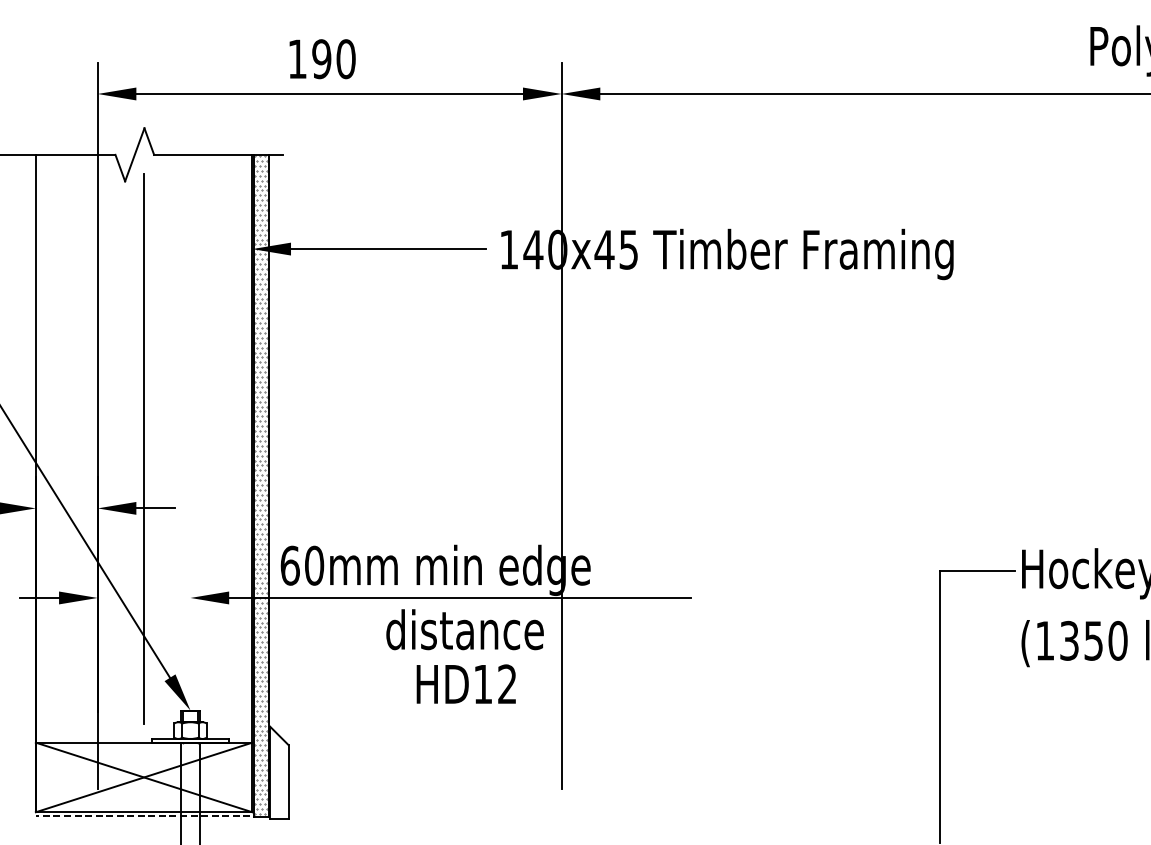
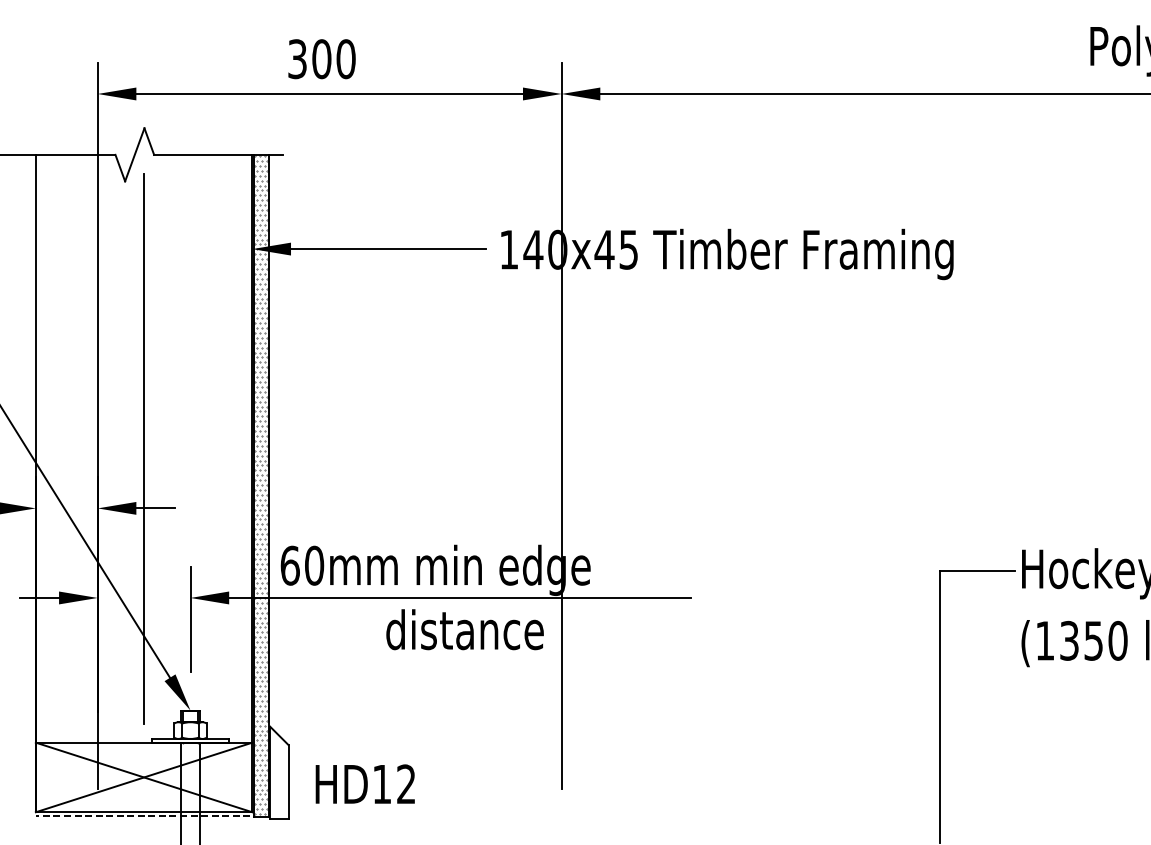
text: 190 -> 300 (309, 59)
line: none -> present (190, 619)
text position: (465, 683) -> (364, 783) (364, 783)
